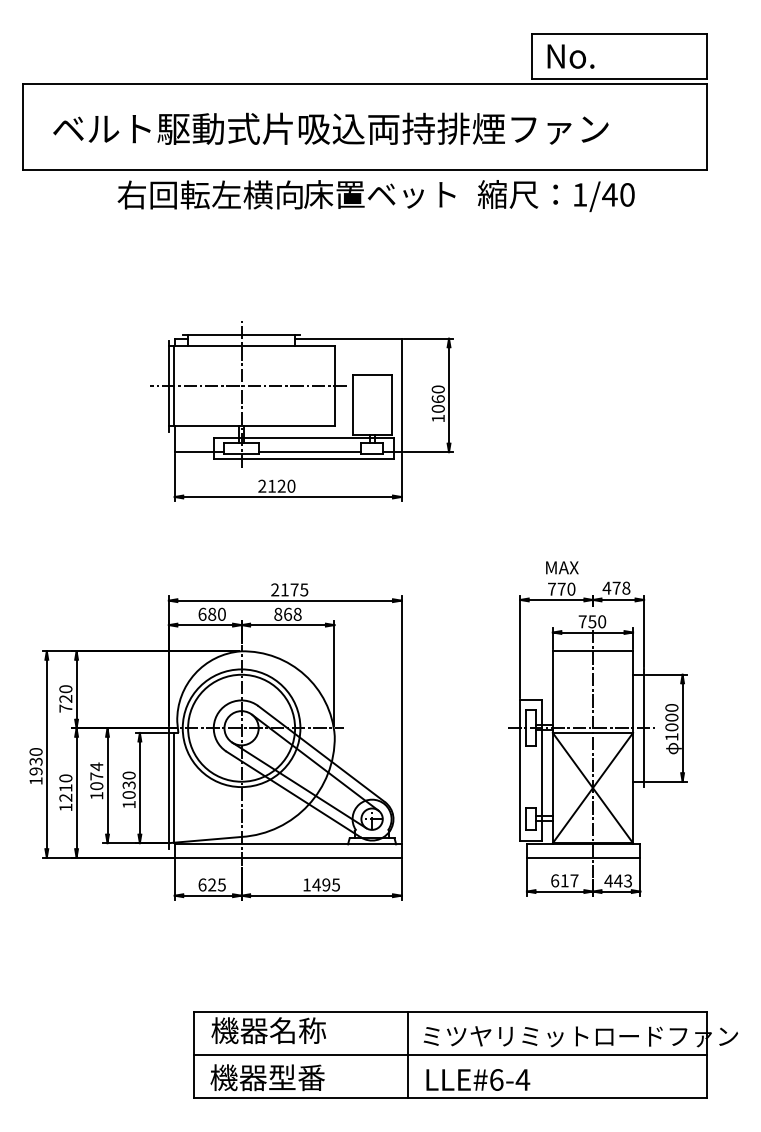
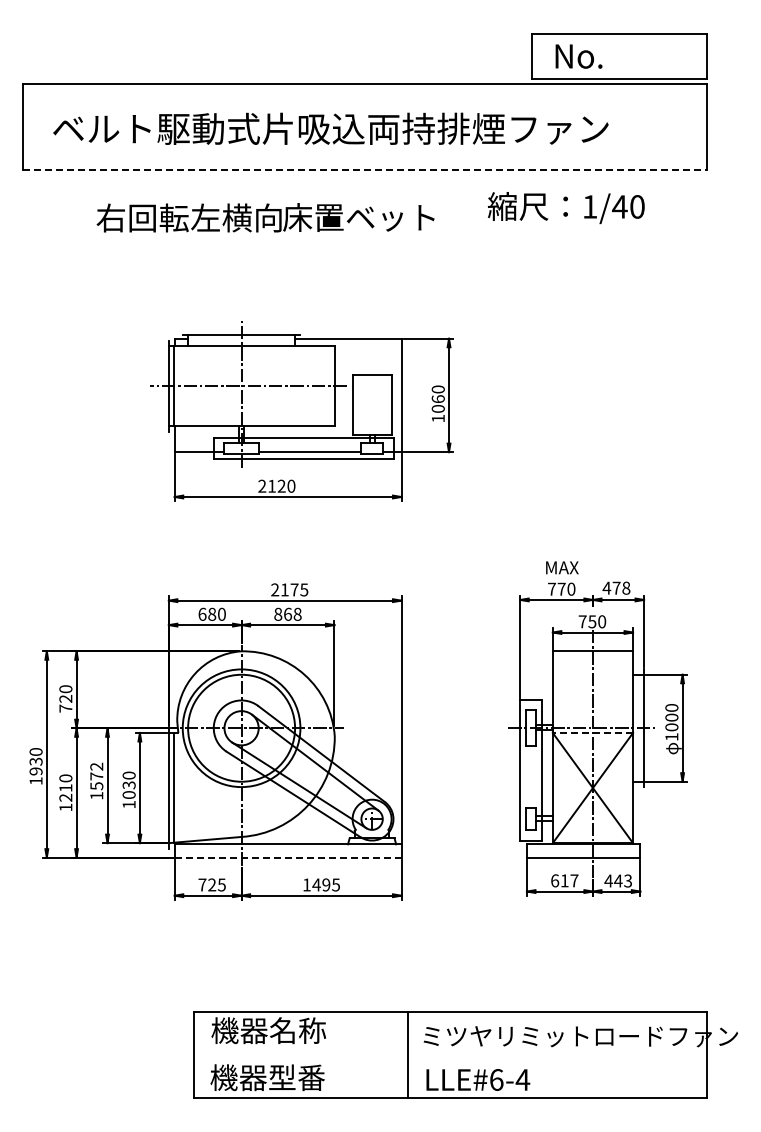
text position: (570, 56) -> (578, 56) (578, 56)
line: solid -> dashed (365, 169)
text position: (286, 194) -> (265, 217) (265, 217)
text position: (555, 196) -> (565, 208) (565, 208)
line: solid -> dashed (592, 732)
text: 1074 -> 1572 (96, 776)
line: solid -> dashed (288, 857)
text: 625 -> 725 (202, 884)
line: present -> none (450, 1055)
